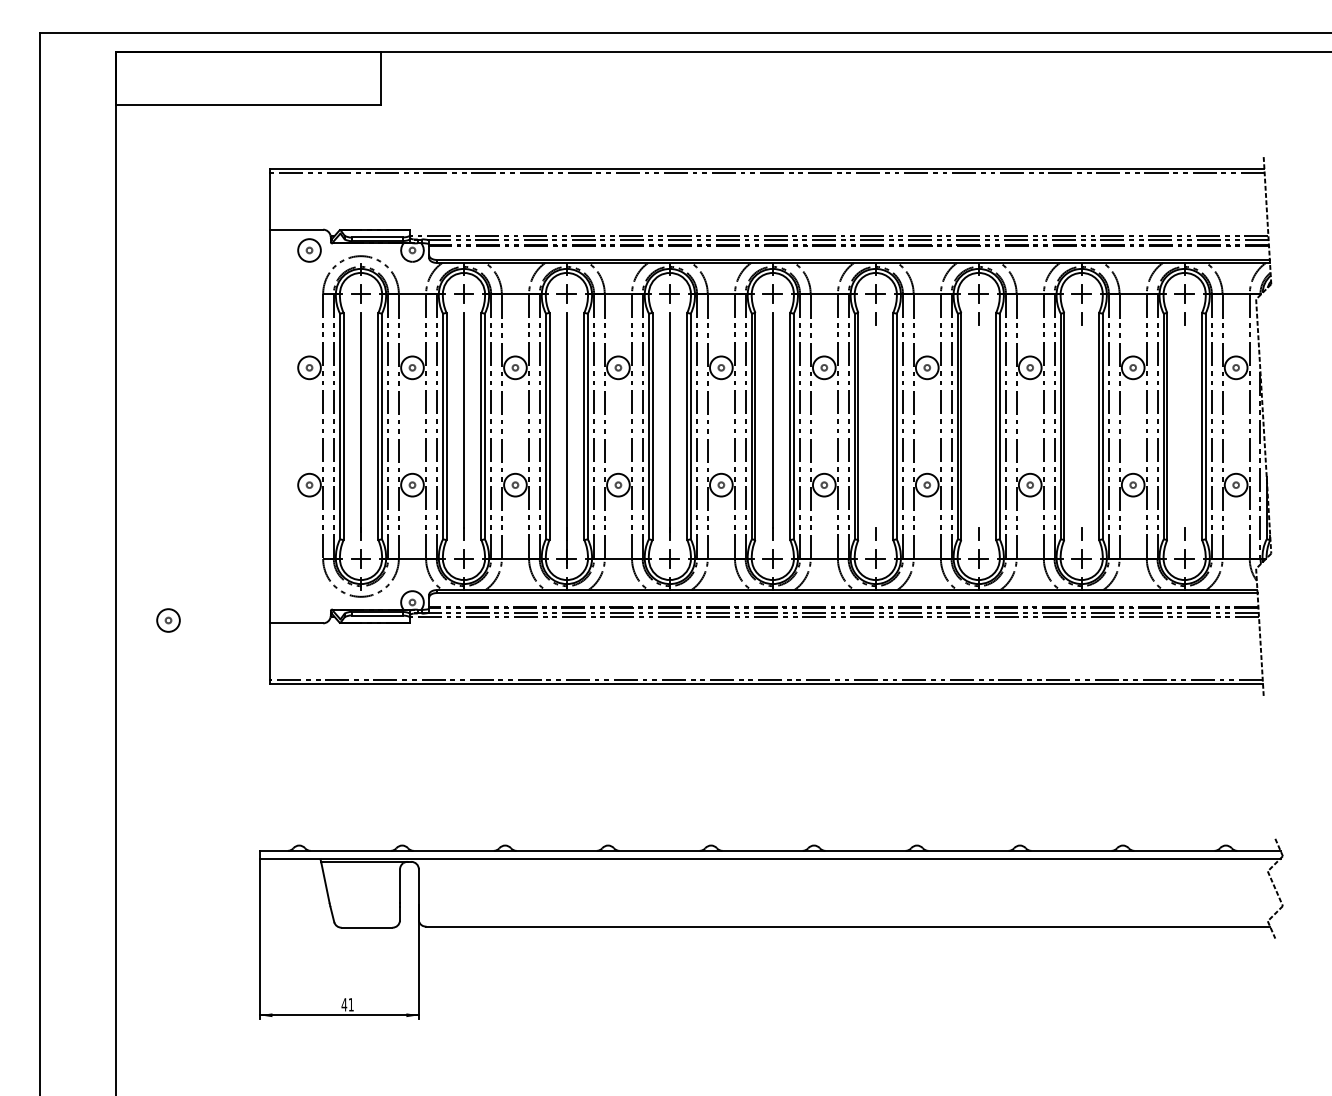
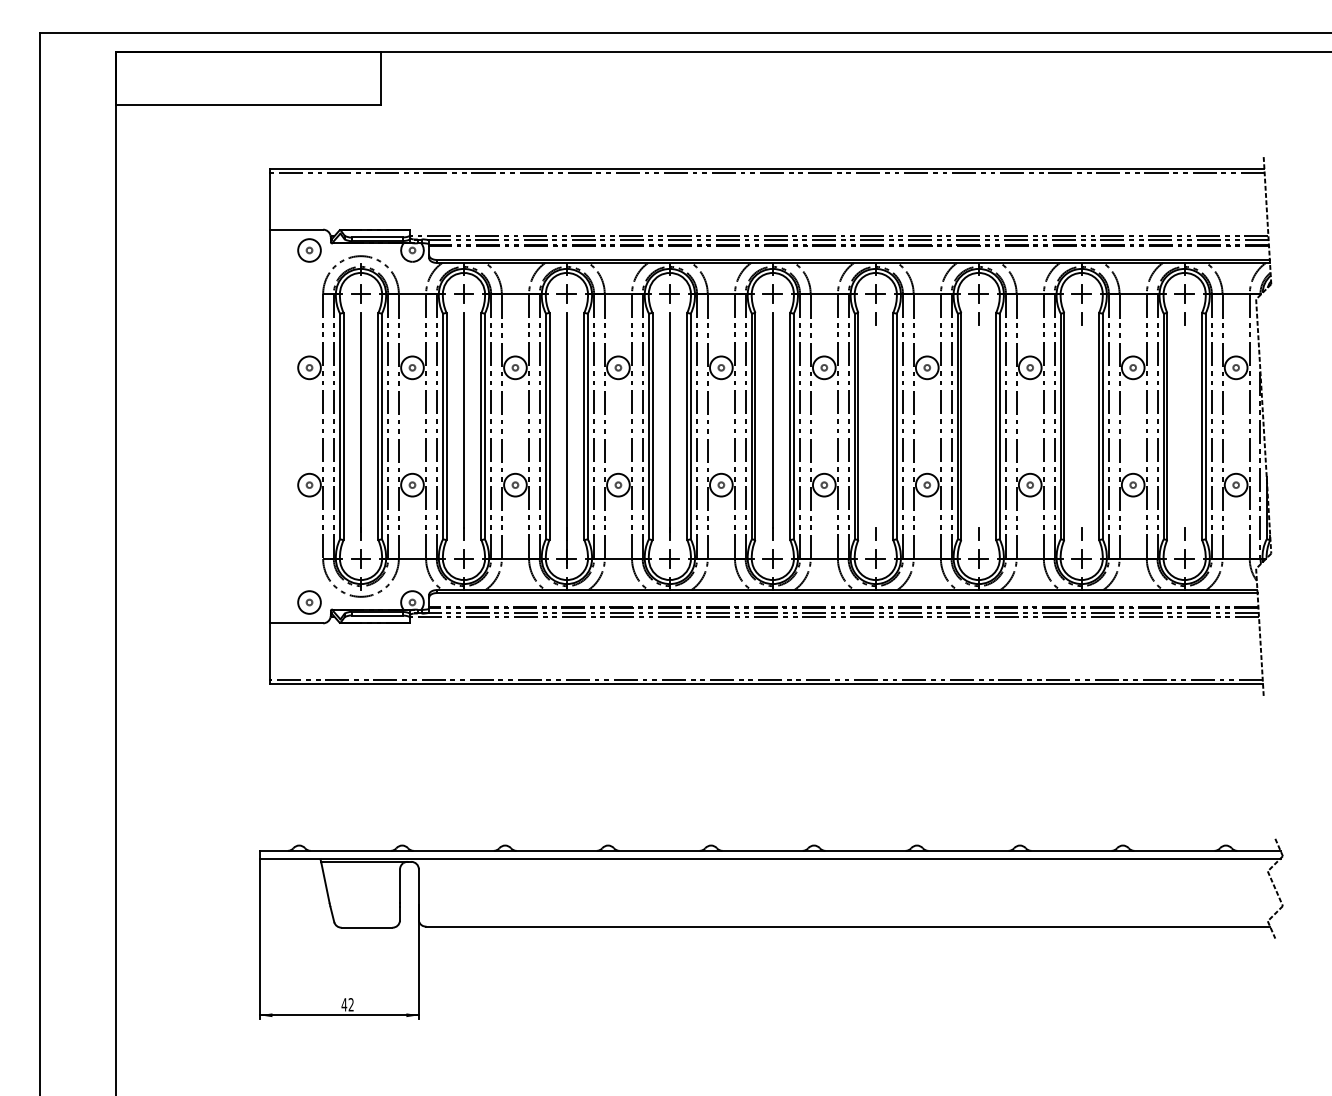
part position: (168, 620) -> (309, 602) (309, 602)
text: 41 -> 42 (350, 1004)
